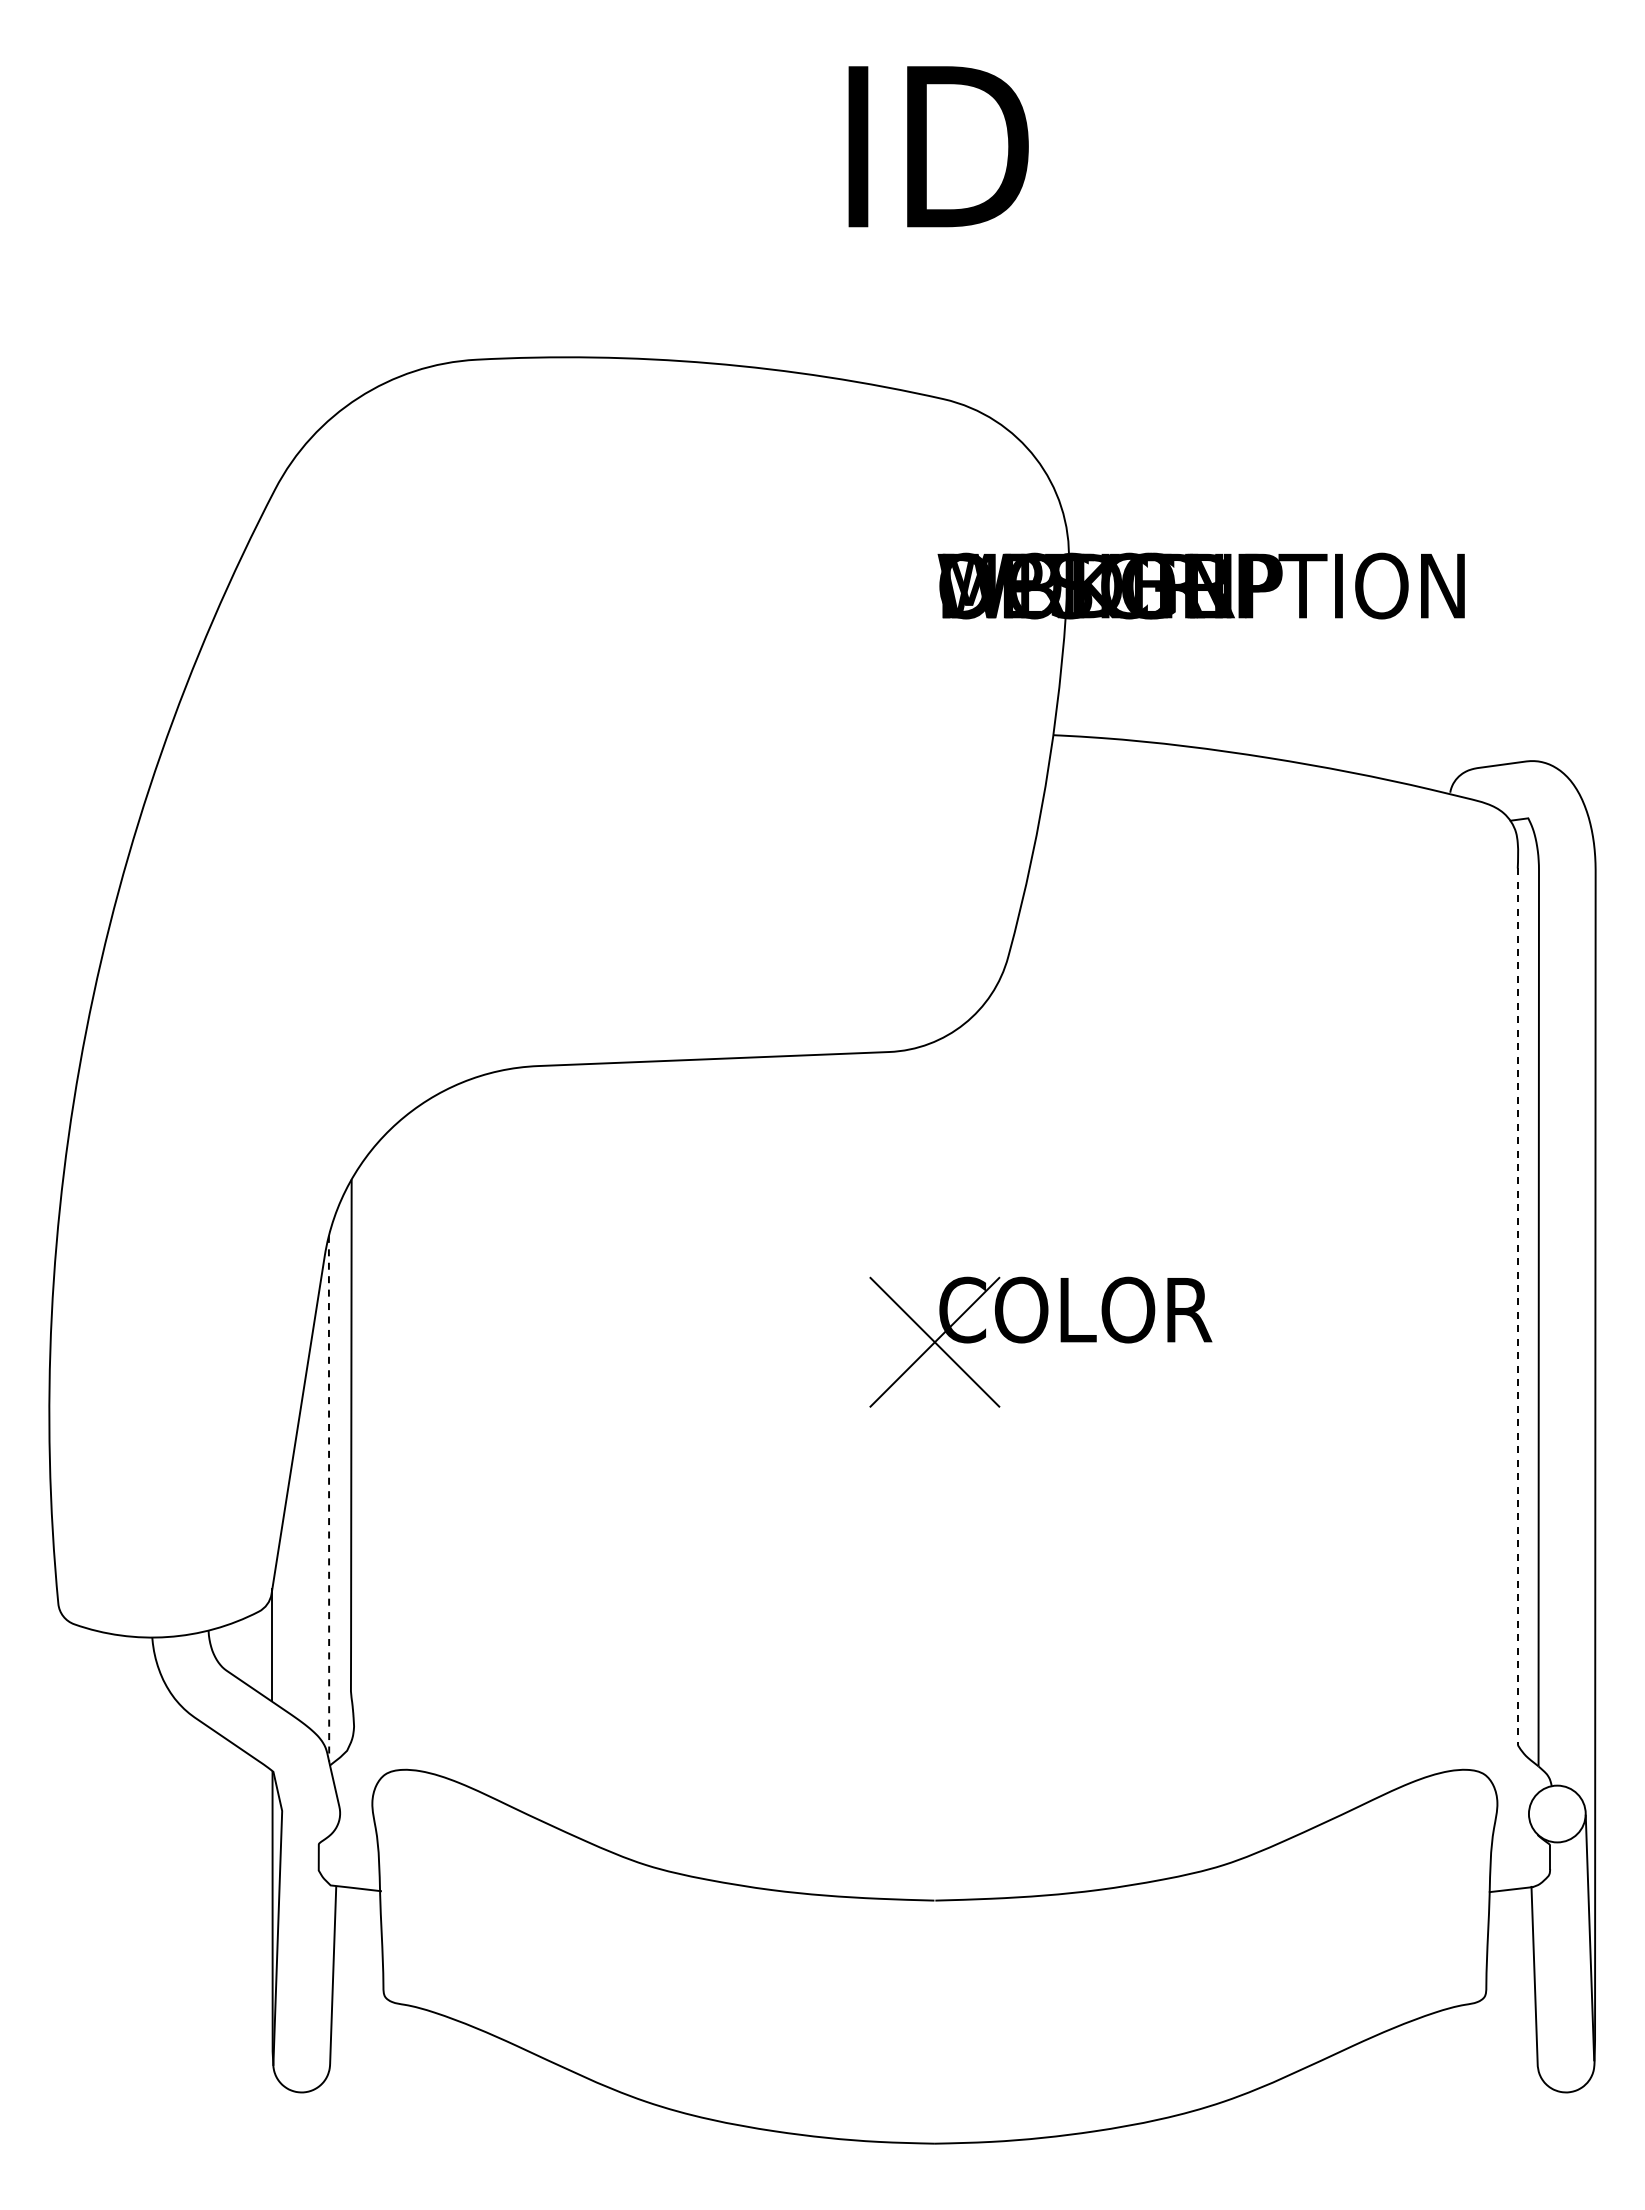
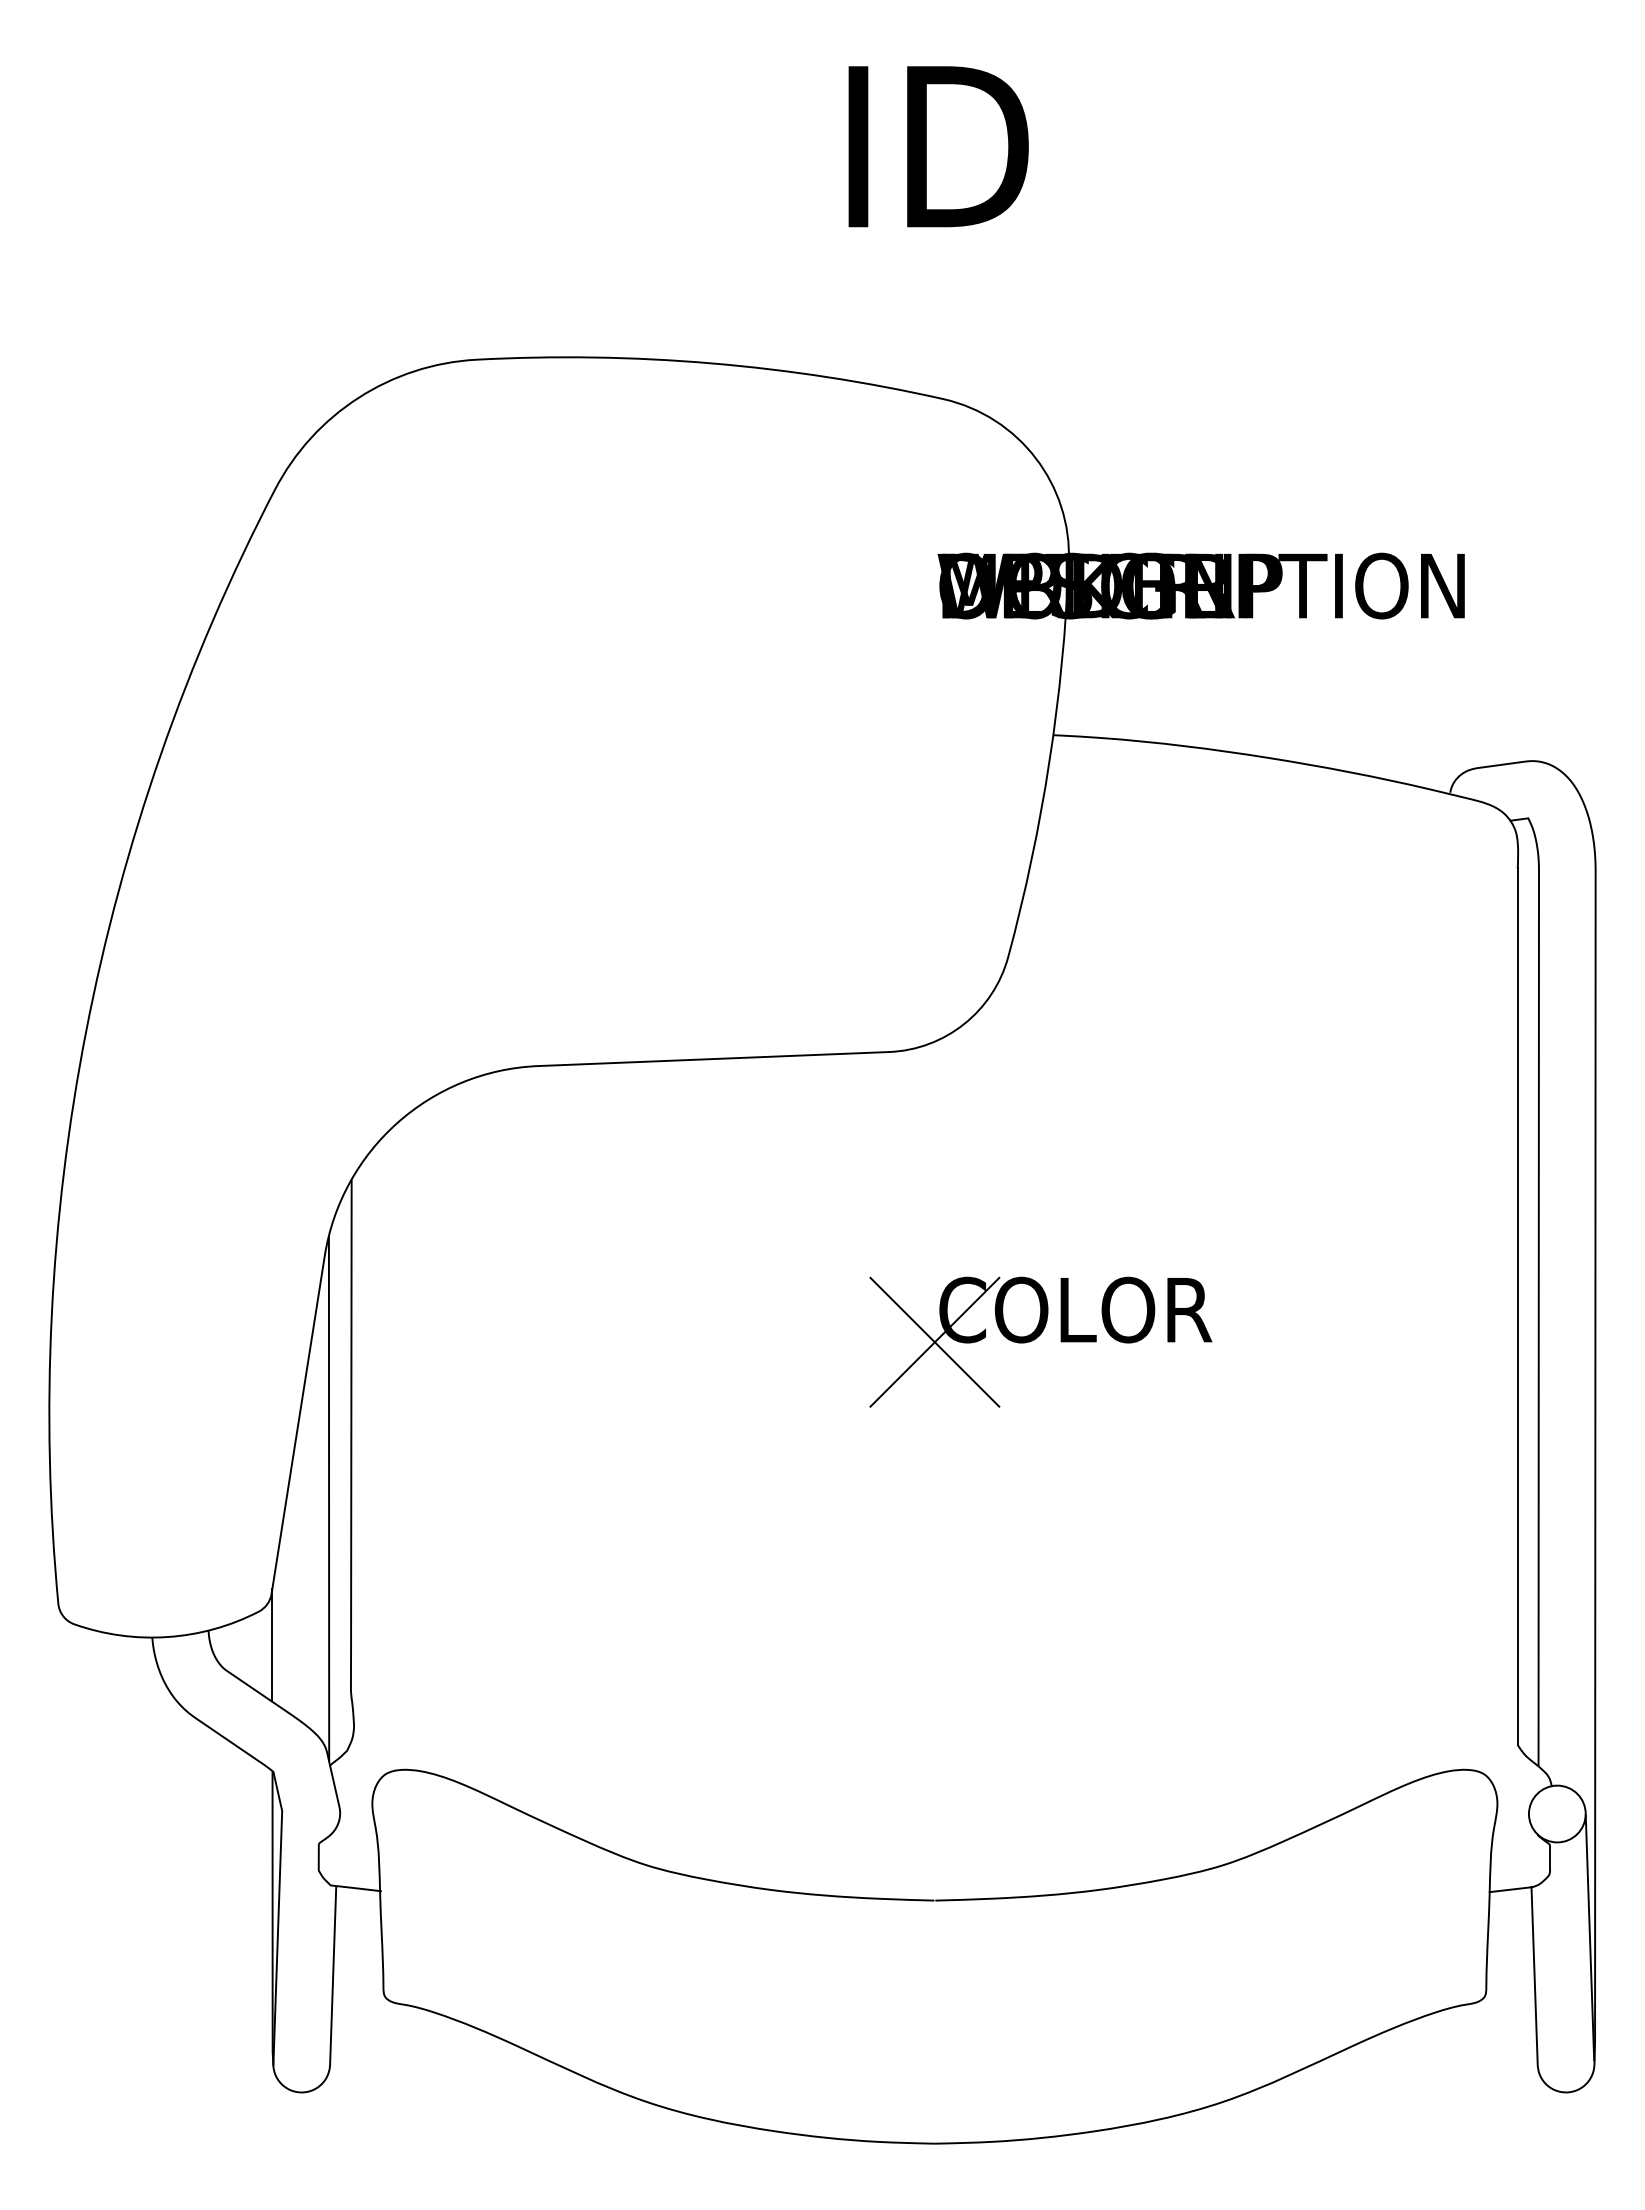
line: dashed -> solid (1517, 1307)
line: dashed -> solid (329, 1498)
